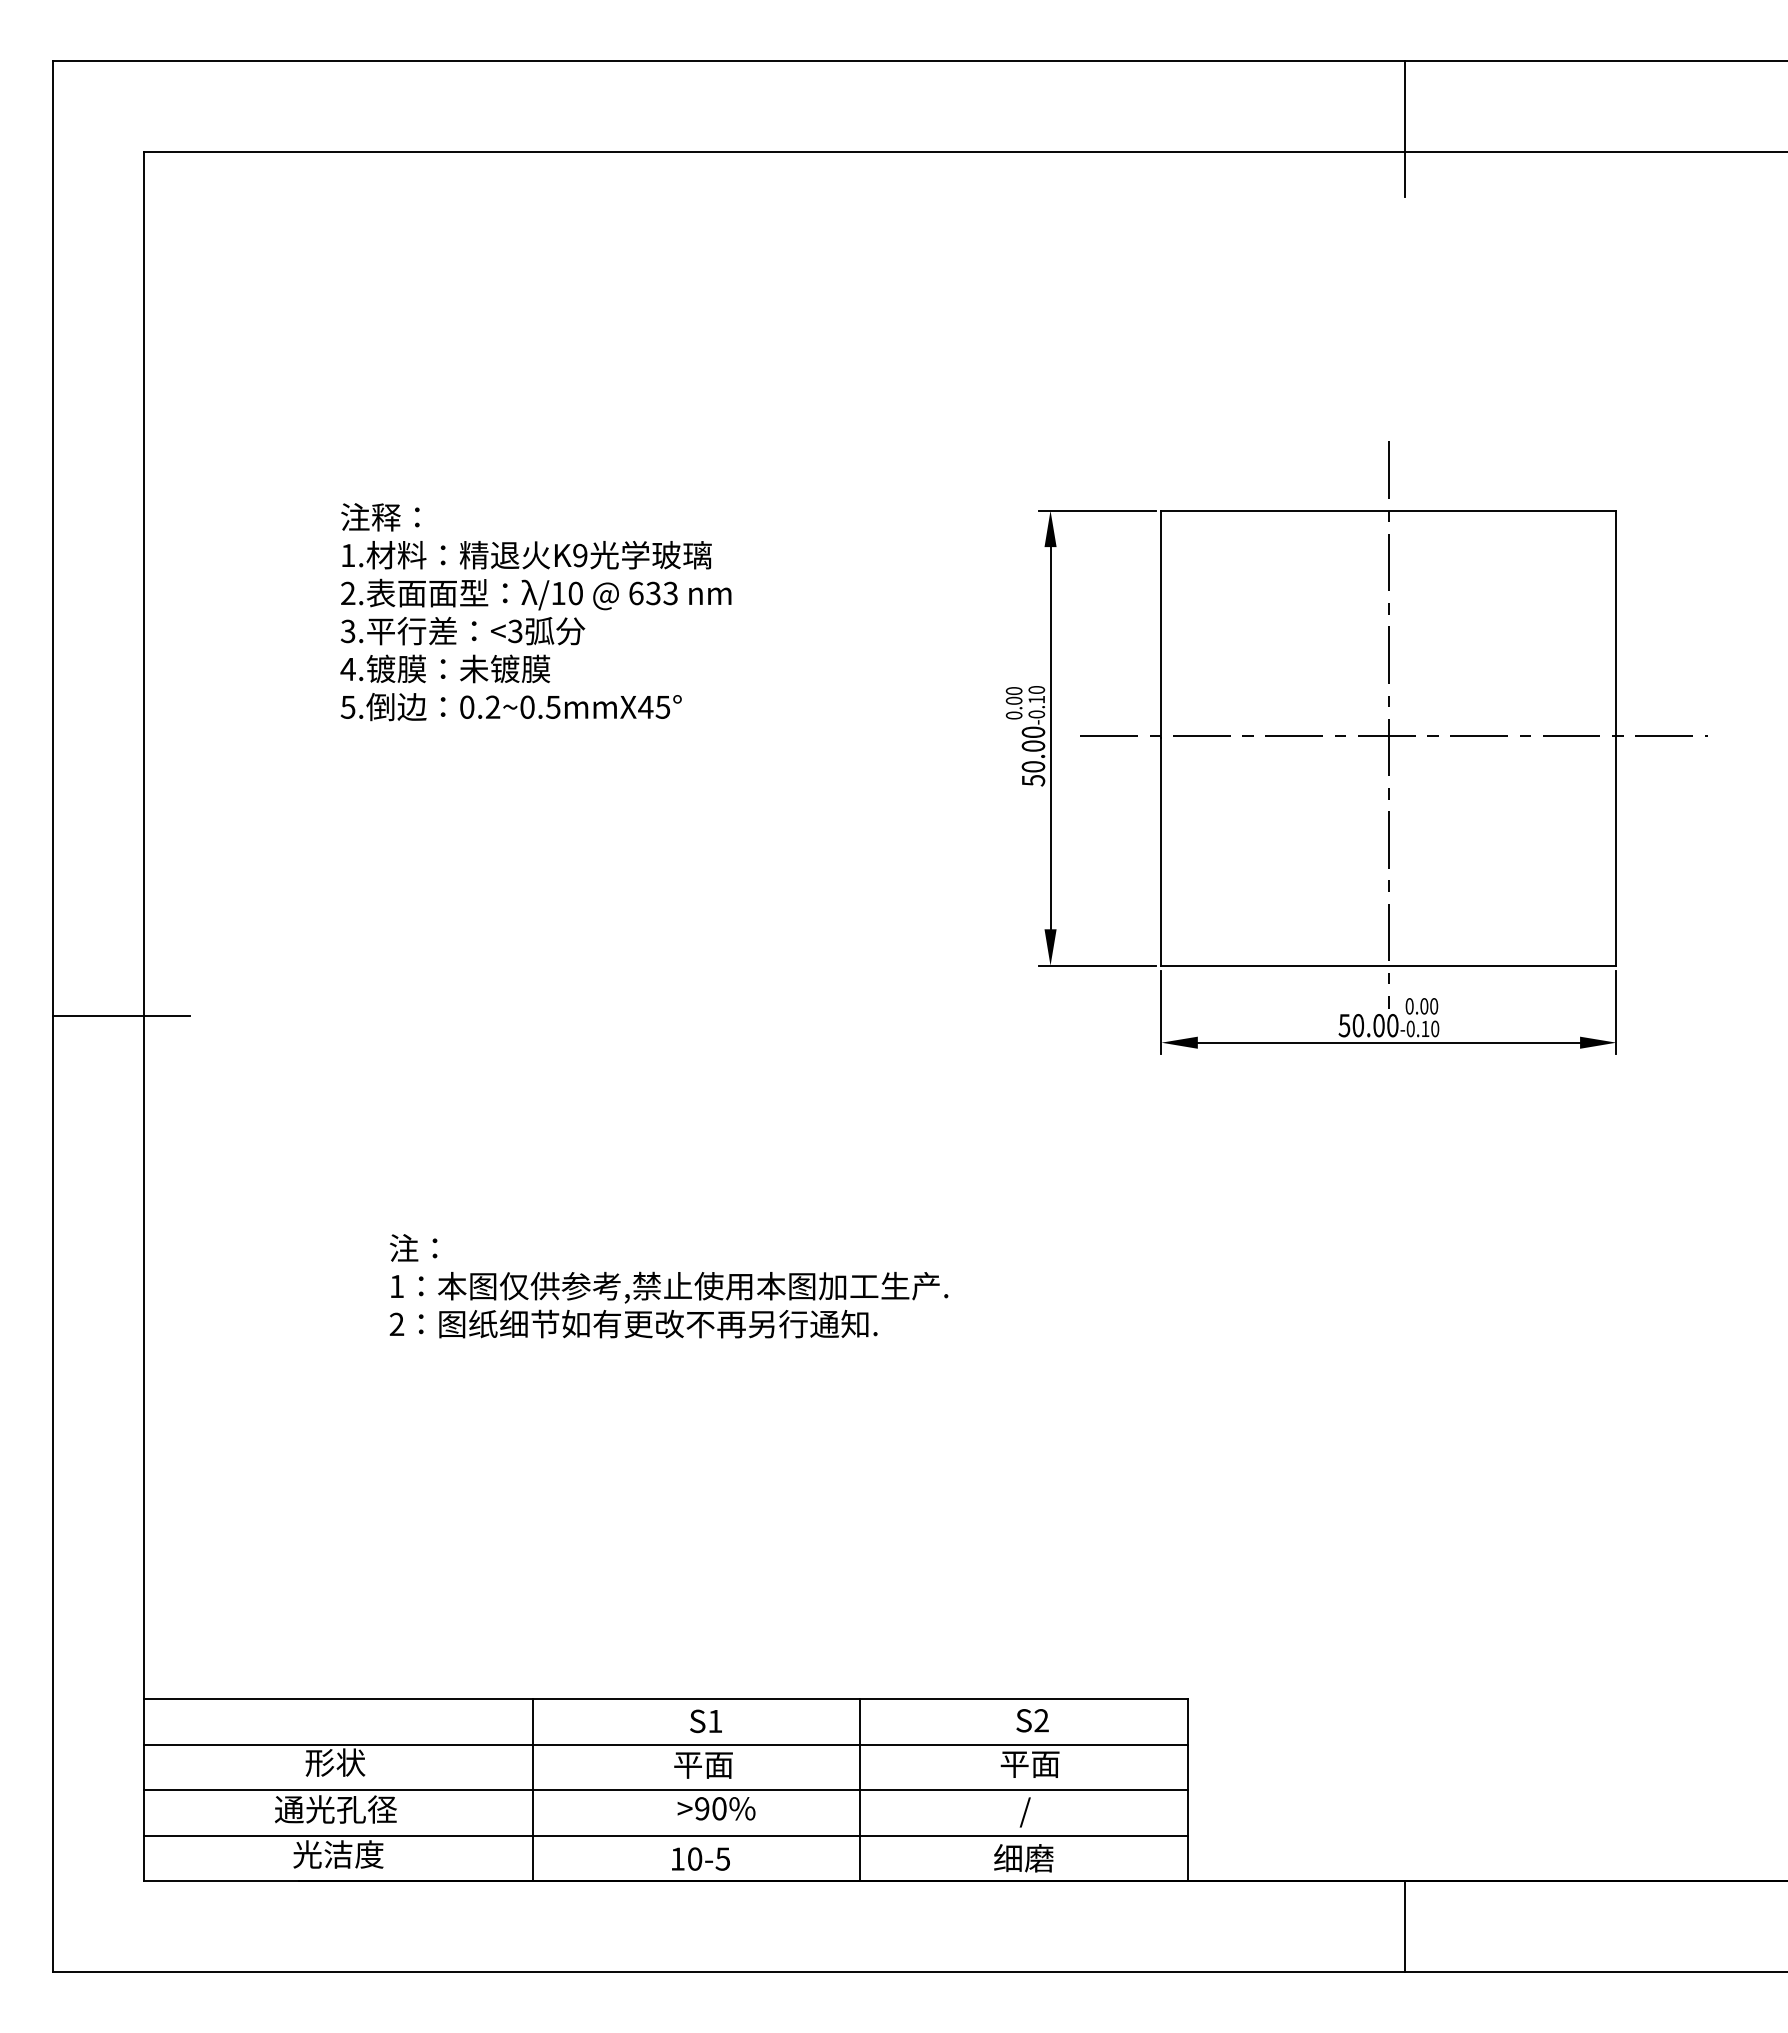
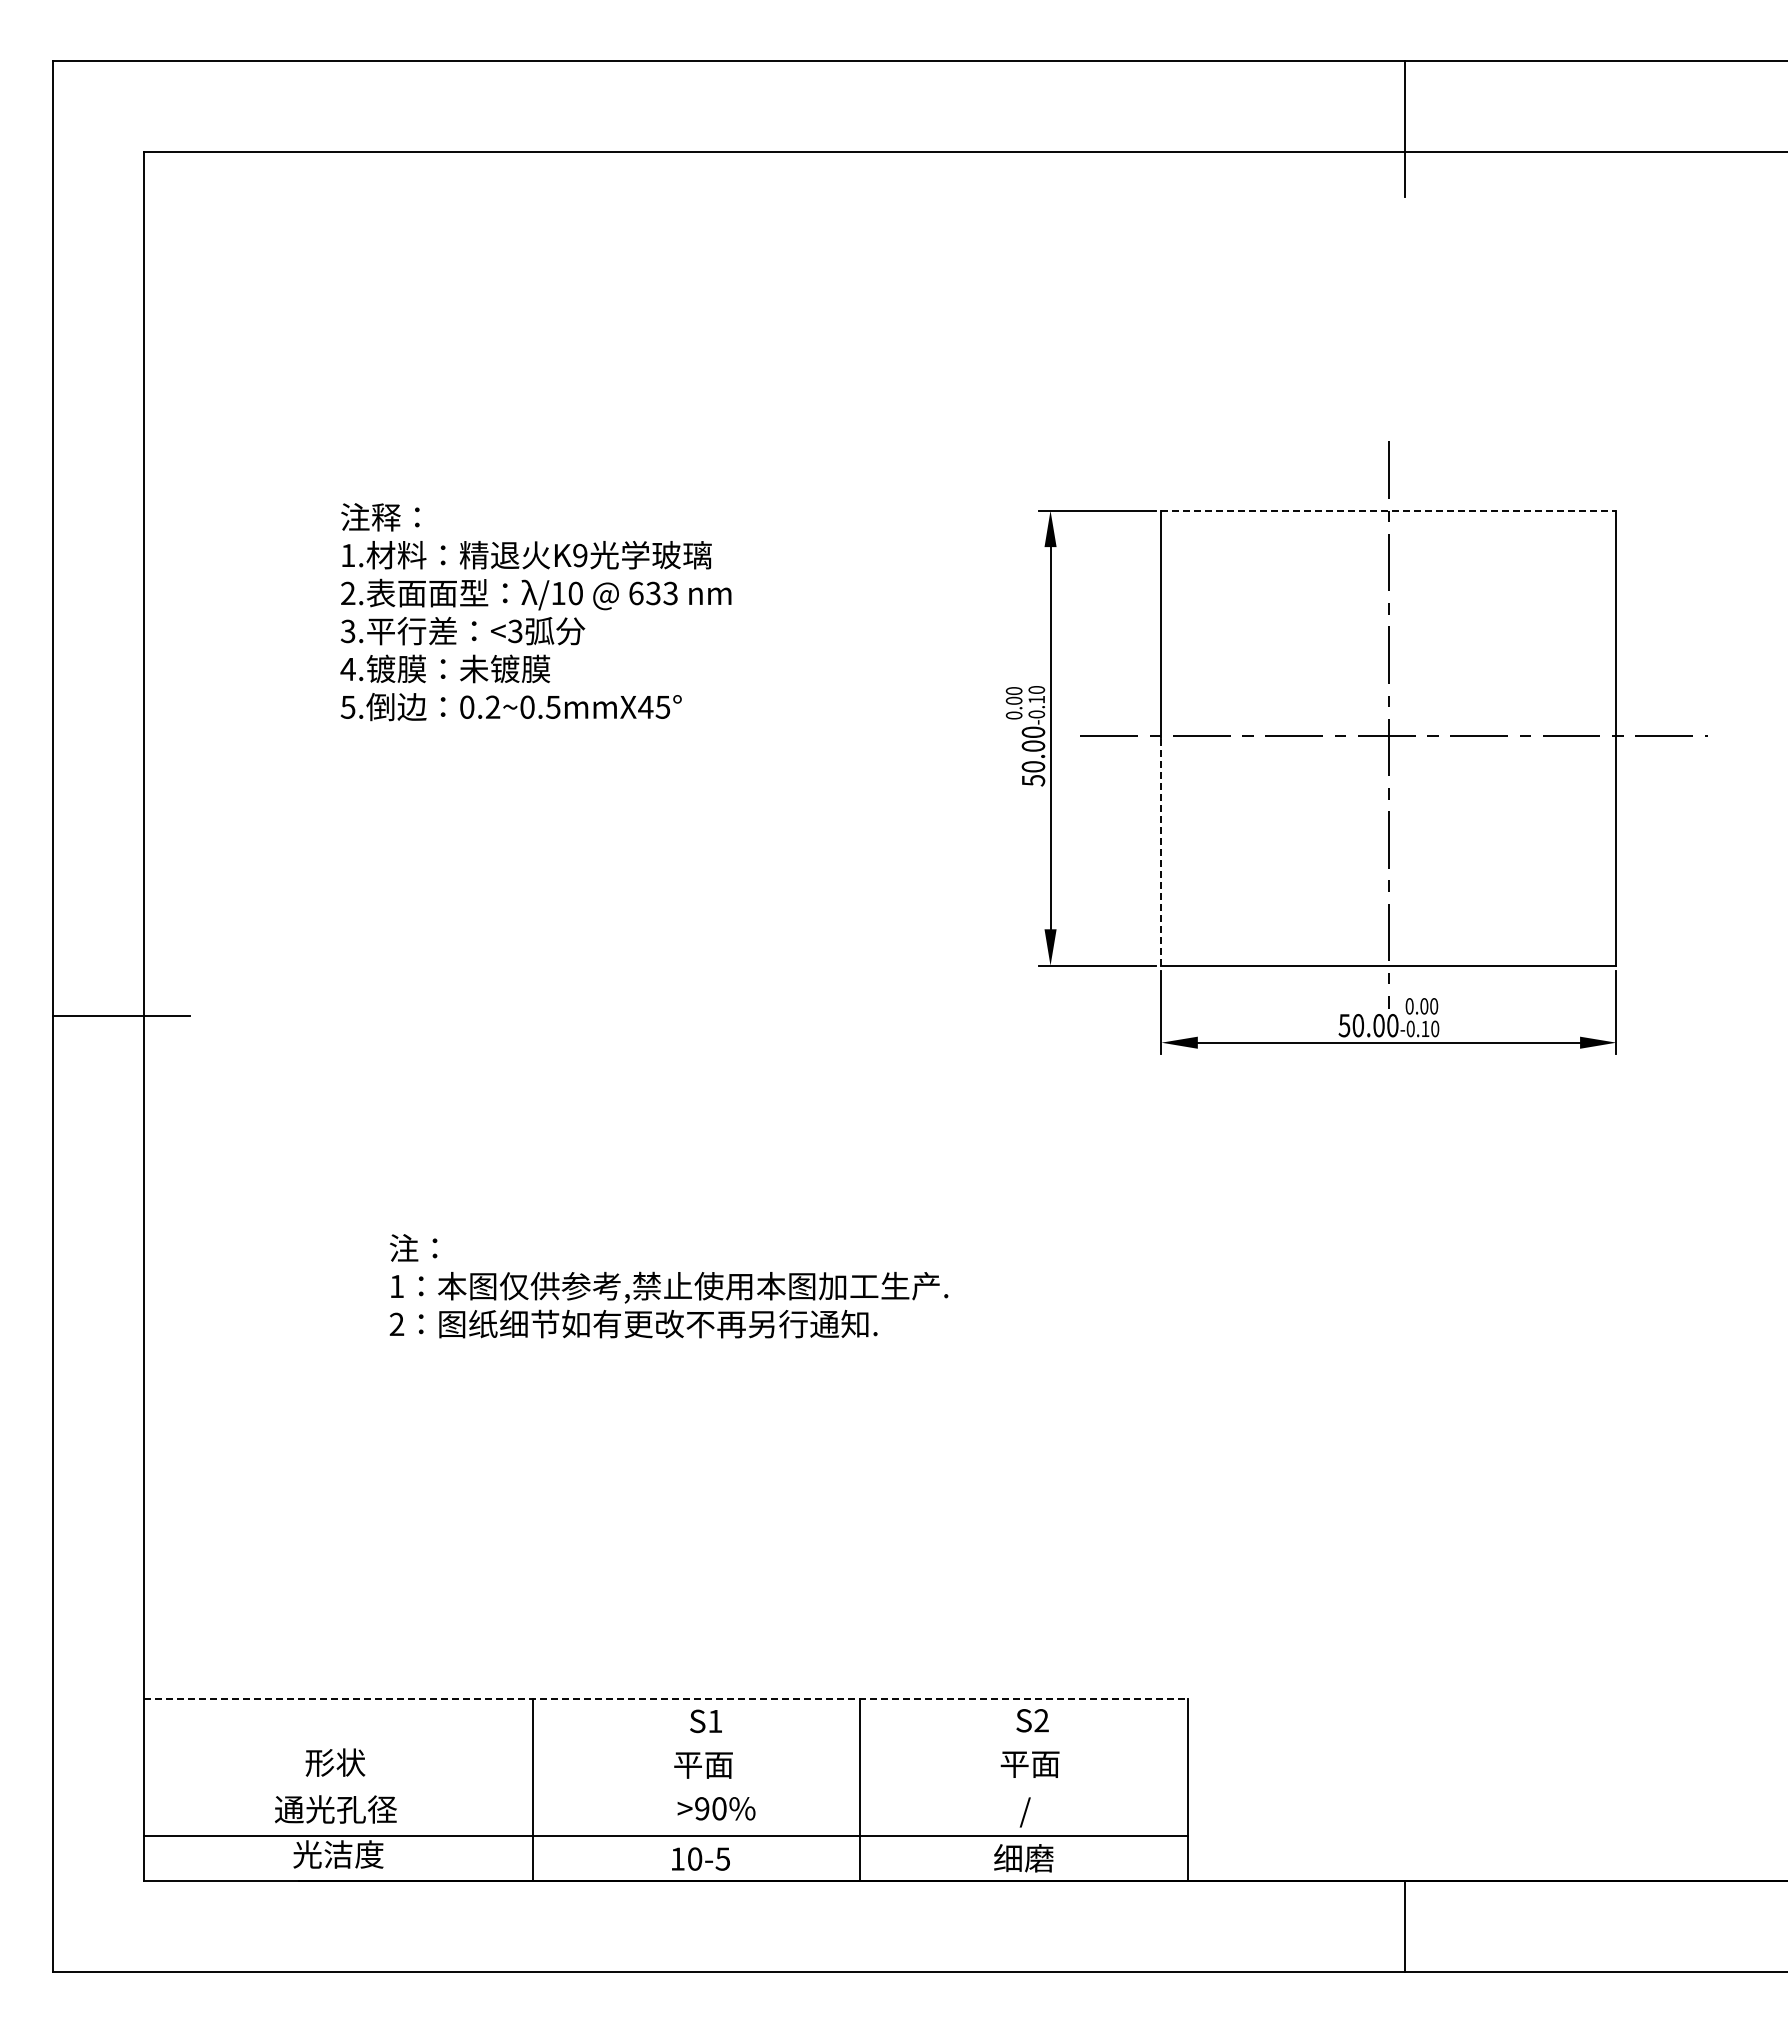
line: solid -> dashed (1388, 510)
line: solid -> dashed (1161, 851)
line: solid -> dashed (666, 1699)
line: present -> none (665, 1744)
line: present -> none (665, 1790)
